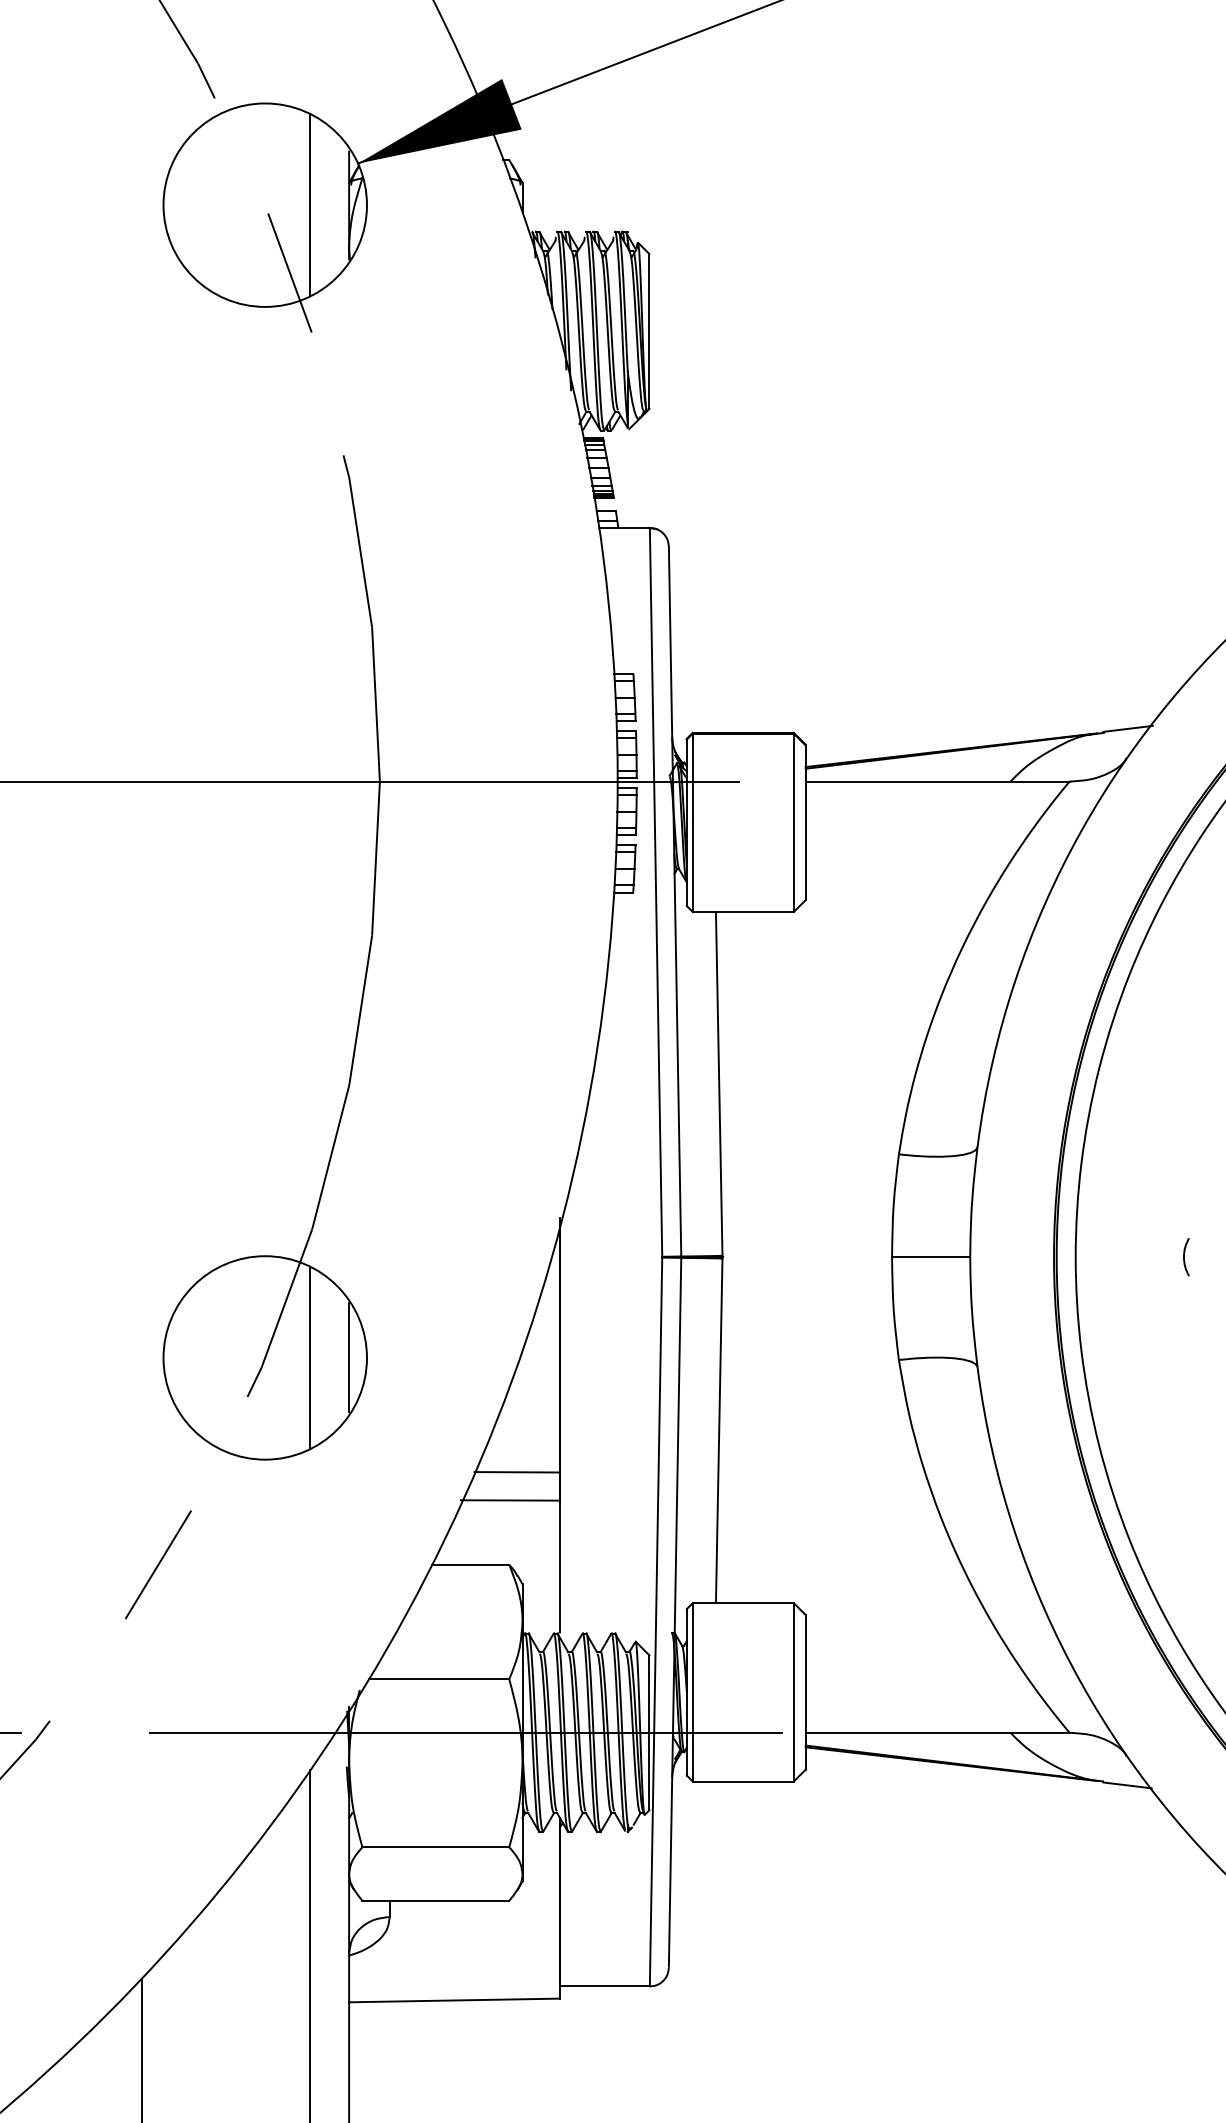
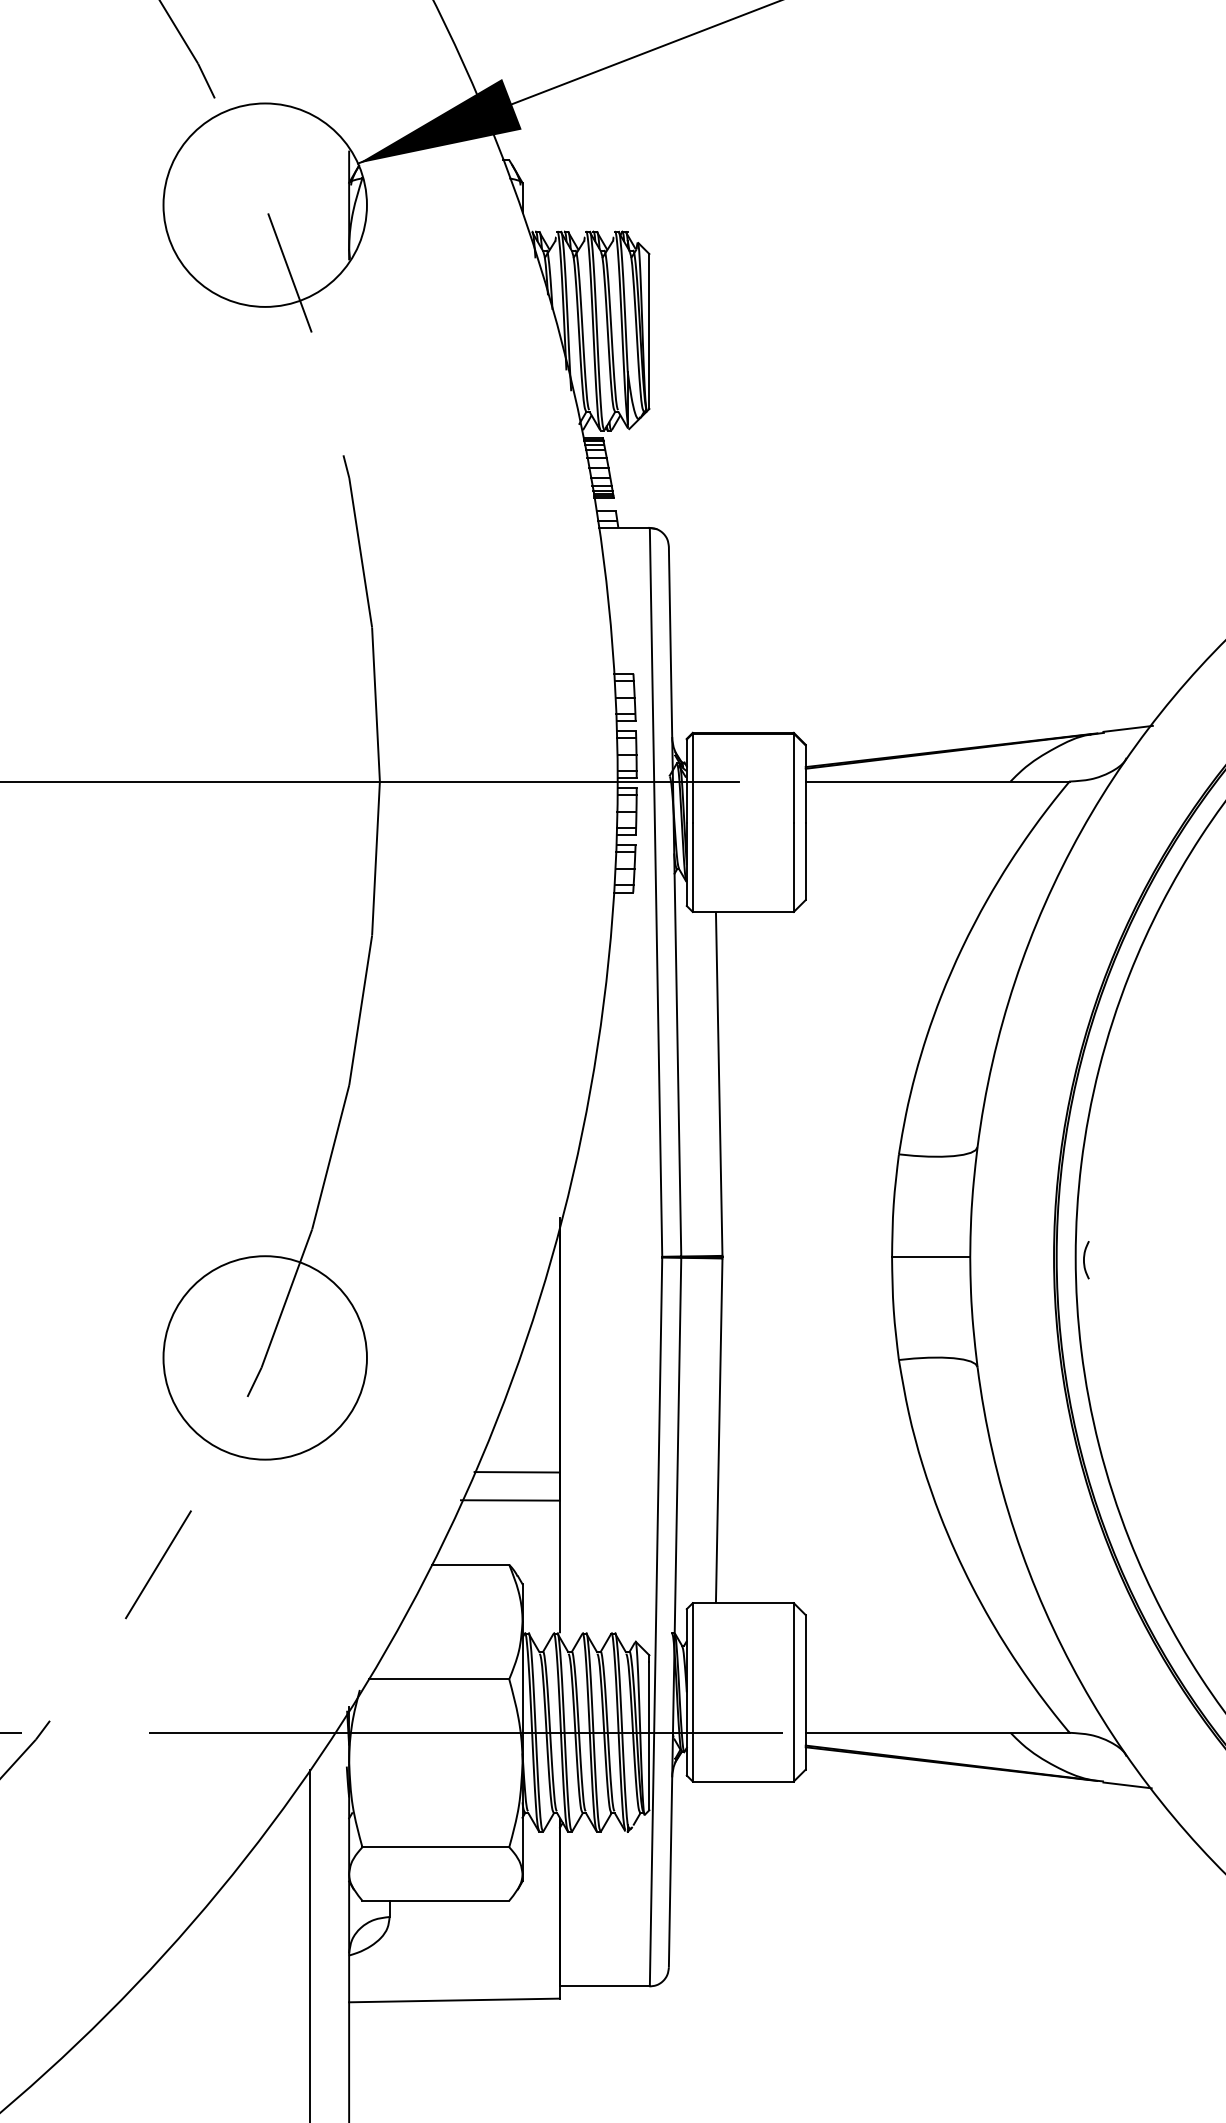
line: present -> none (310, 205)
curve position: (1184, 1257) -> (1084, 1260) (1084, 1260)
line: present -> none (310, 1357)
line: present -> none (349, 1357)
line: present -> none (142, 2048)
